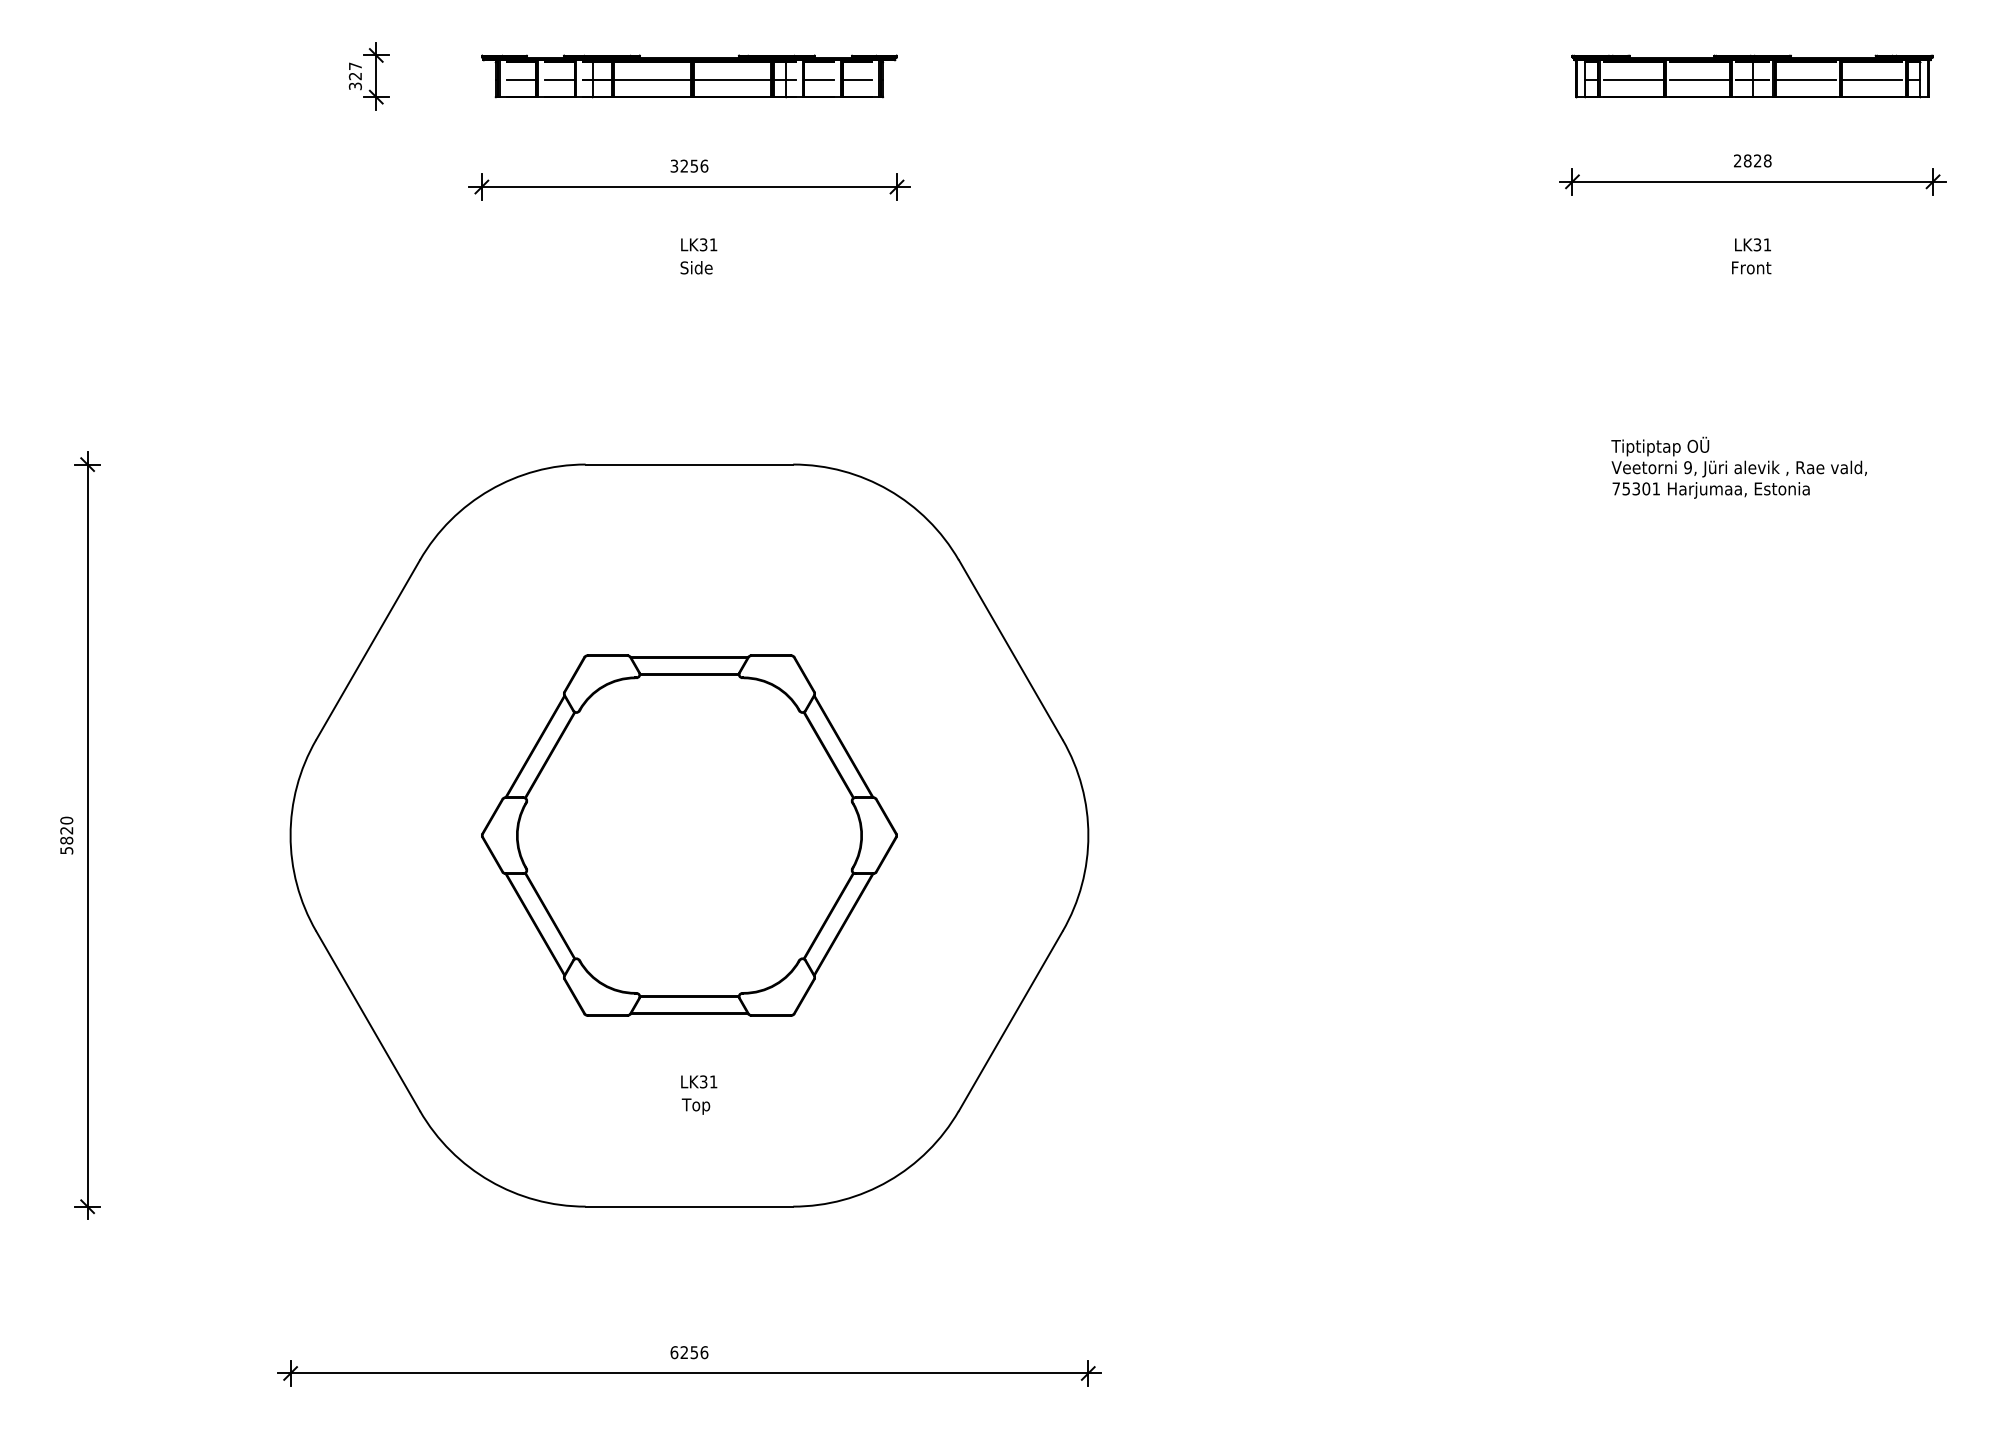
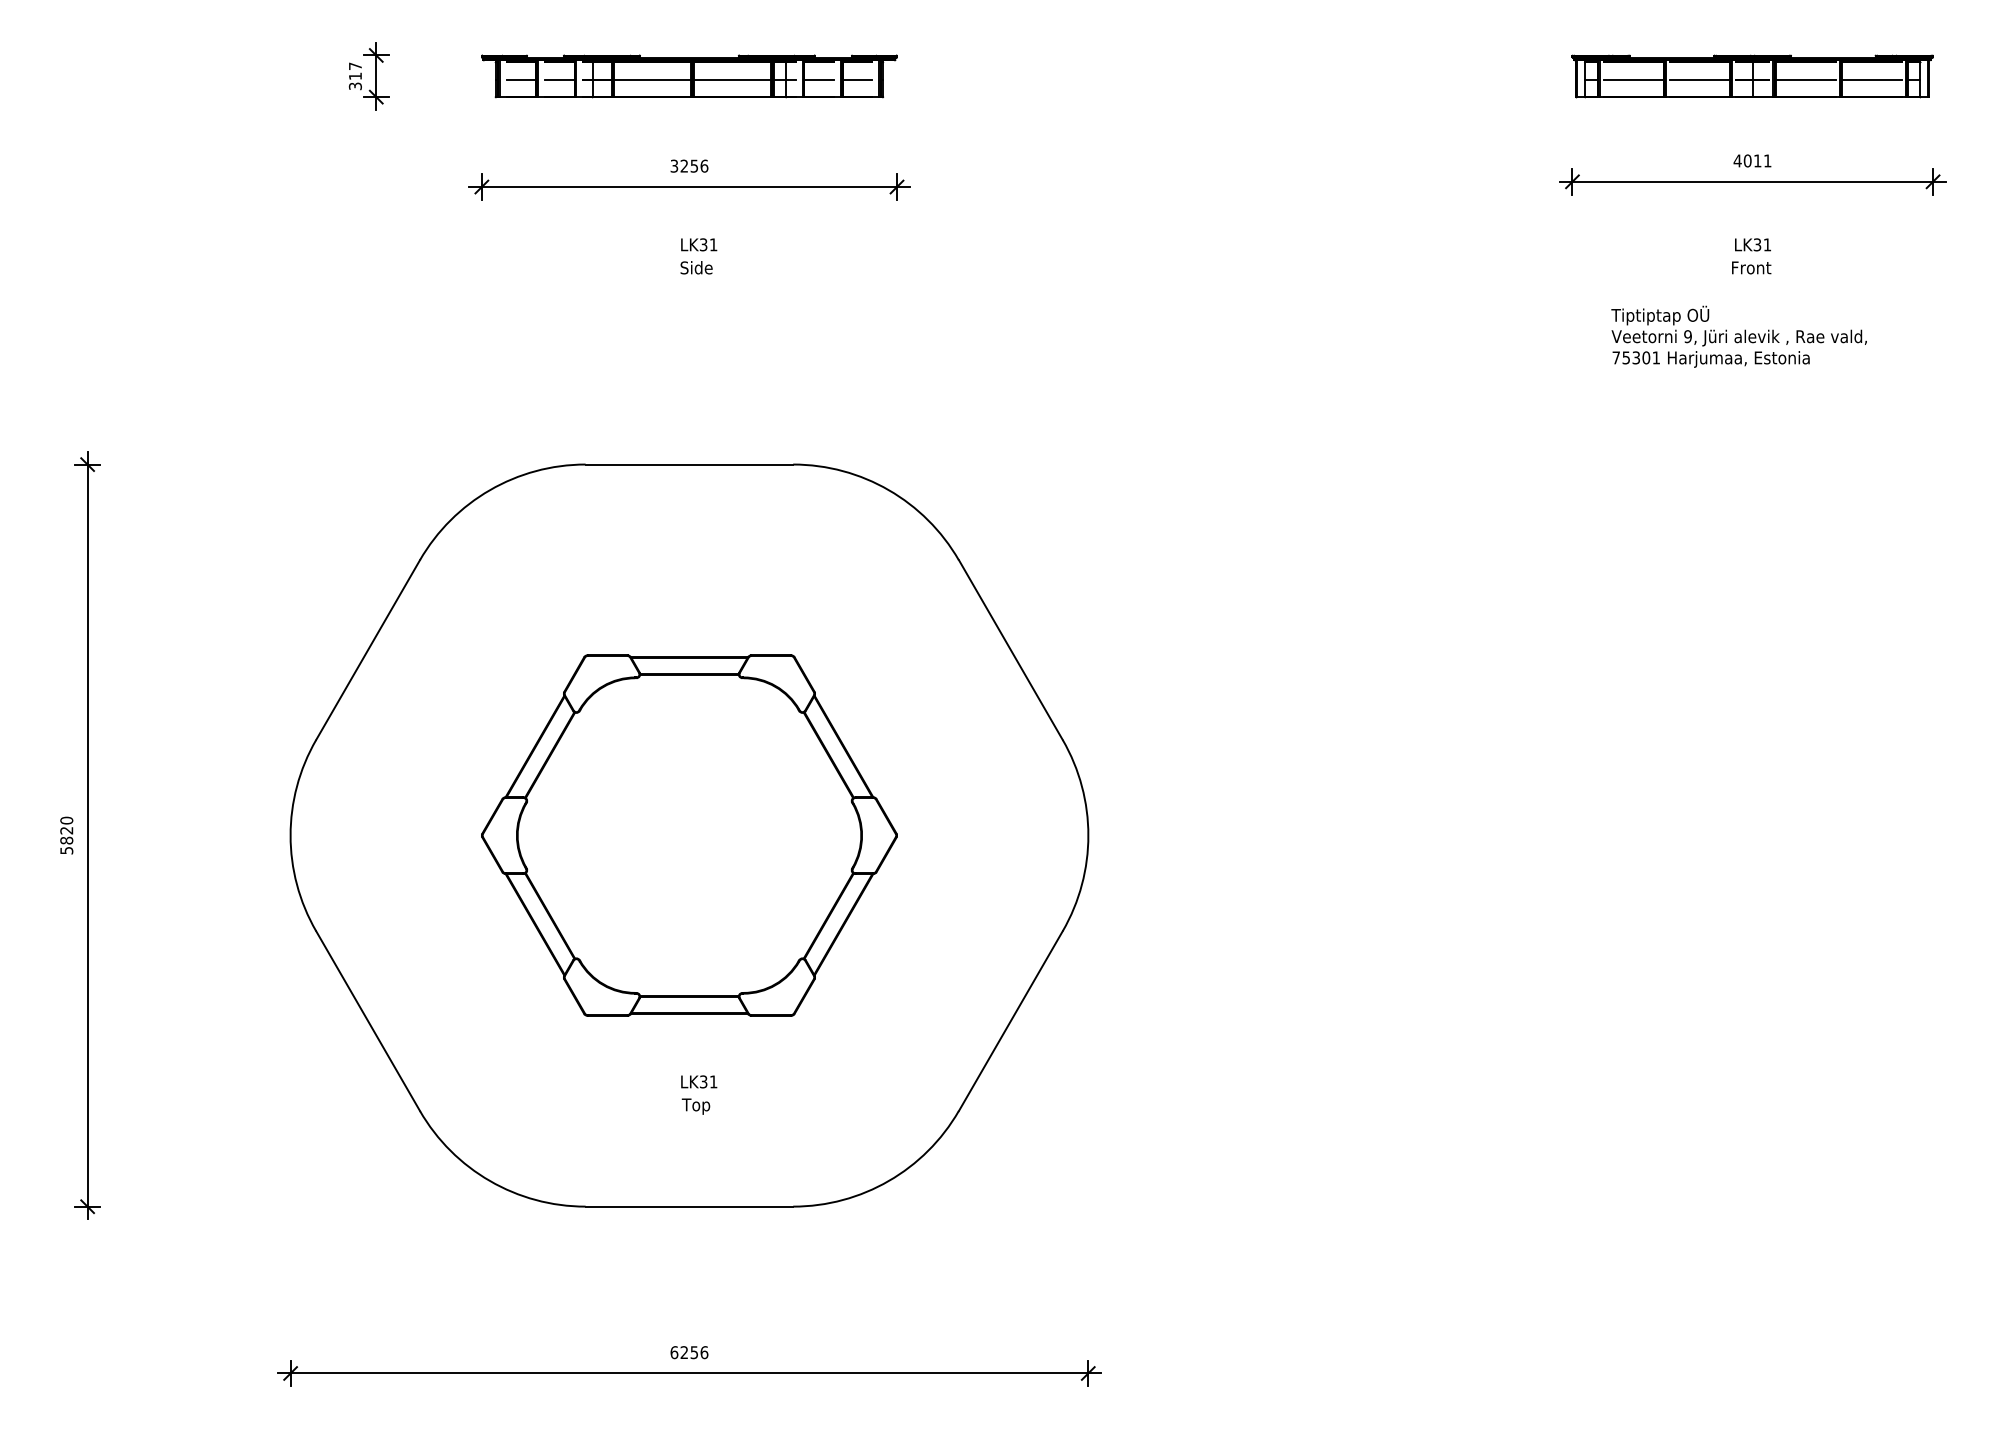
text: 327 -> 317 (354, 76)
text: 2828 -> 4011 (1752, 160)
text position: (1738, 467) -> (1738, 336) (1738, 336)
